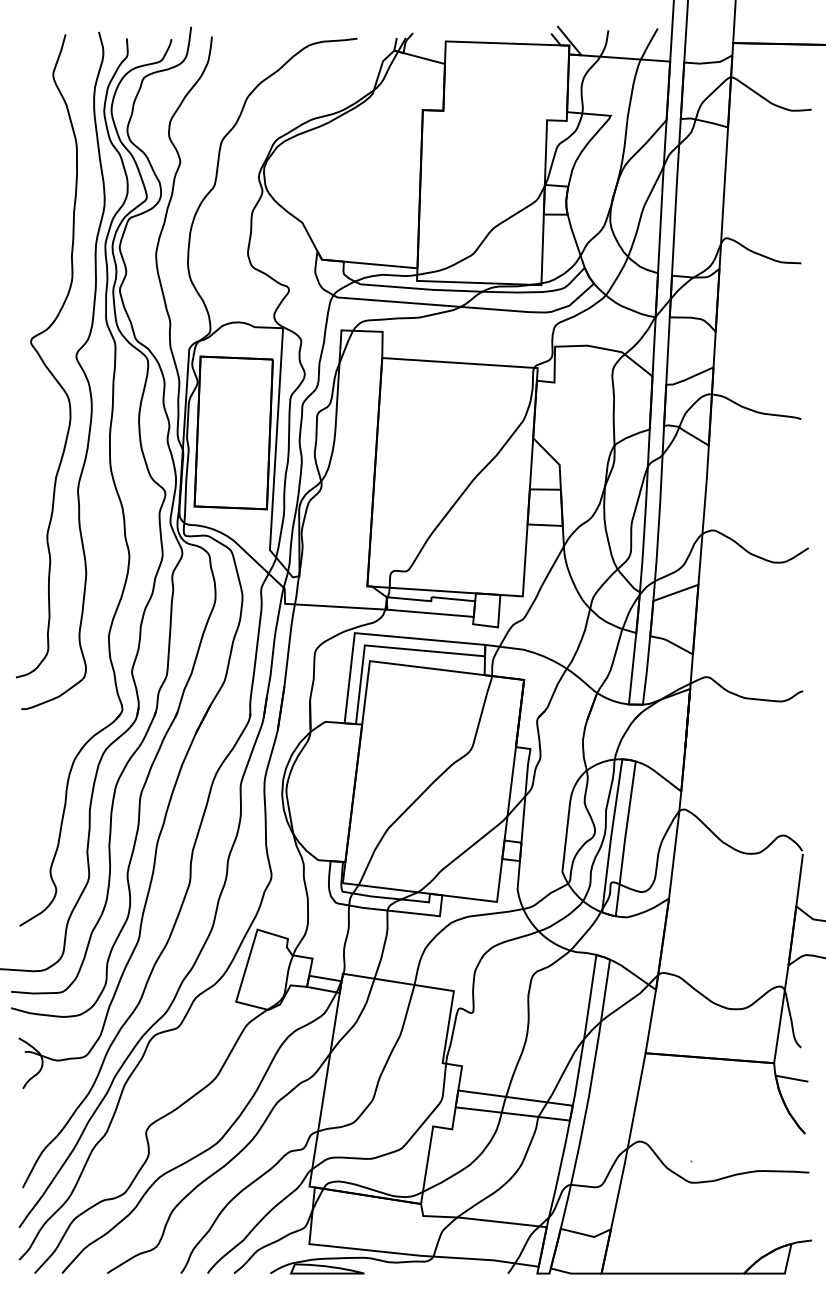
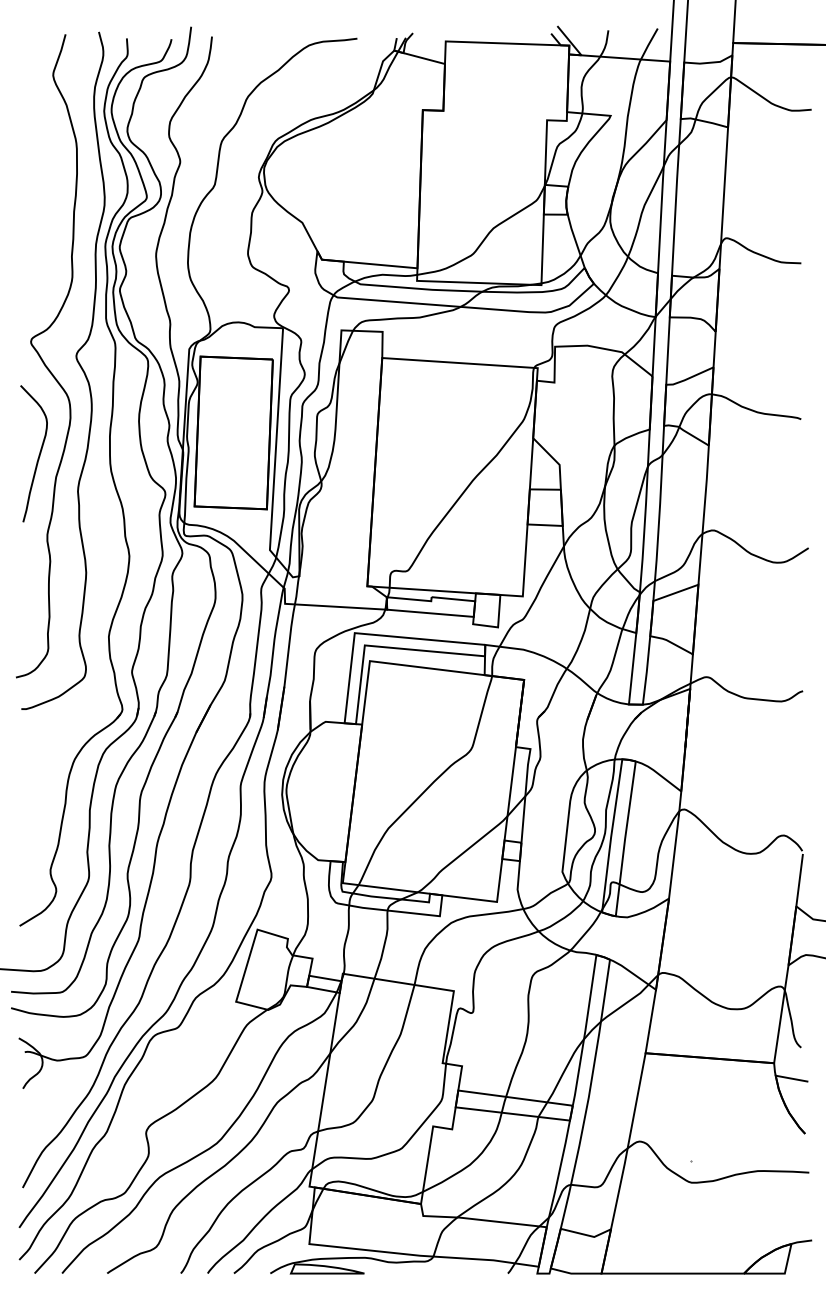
curve: none -> present (38, 455)
